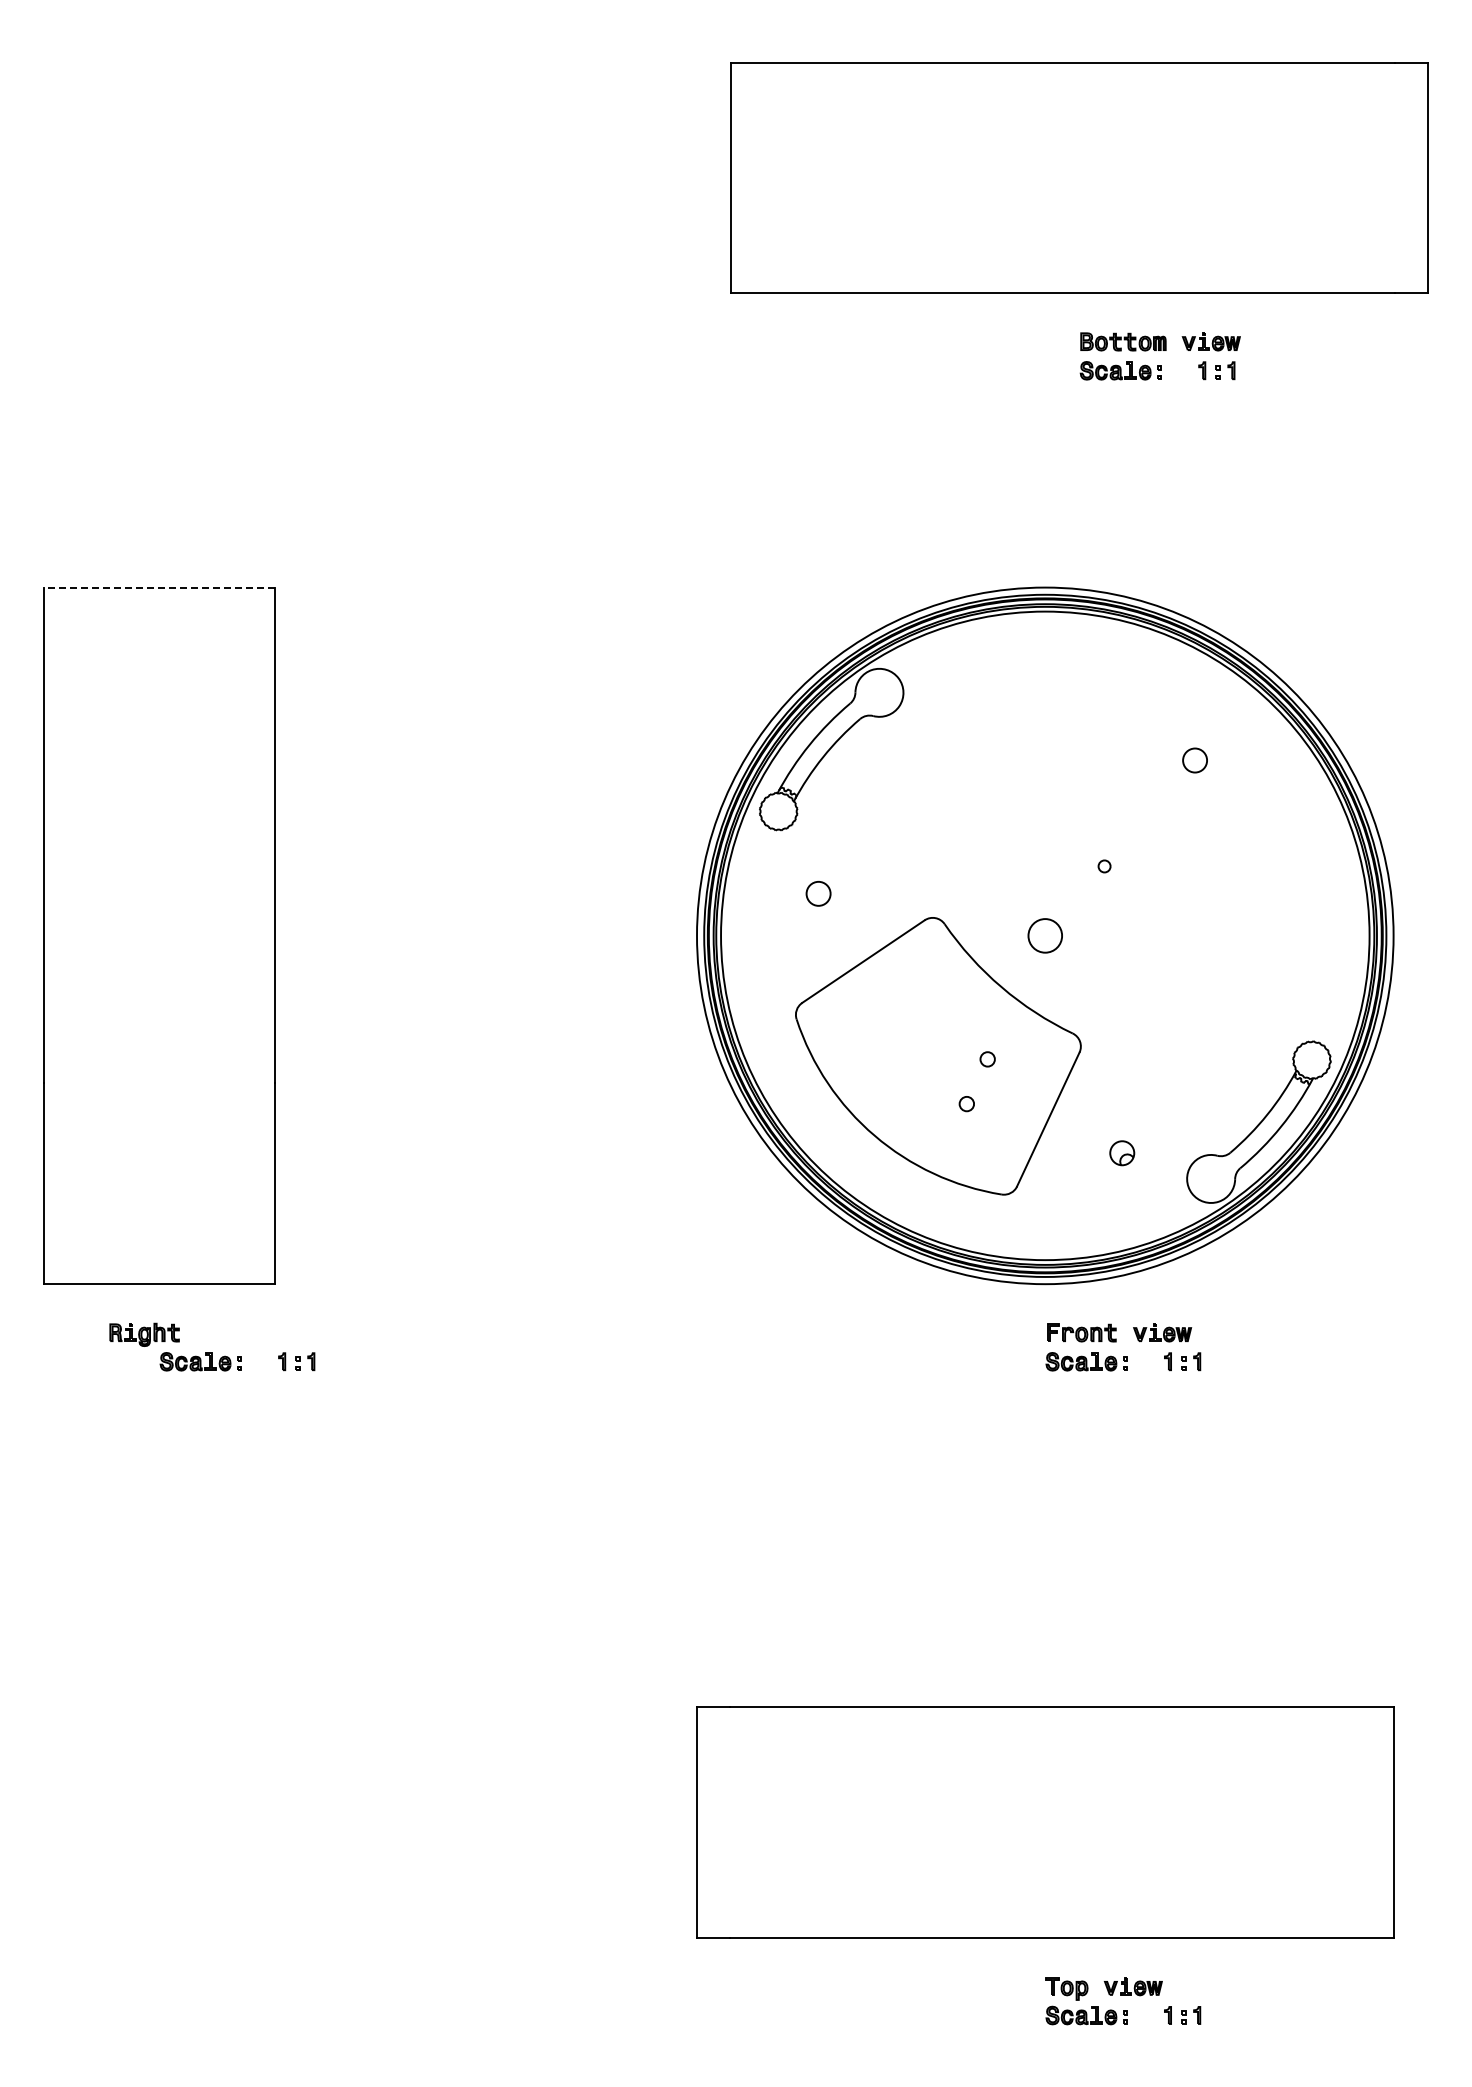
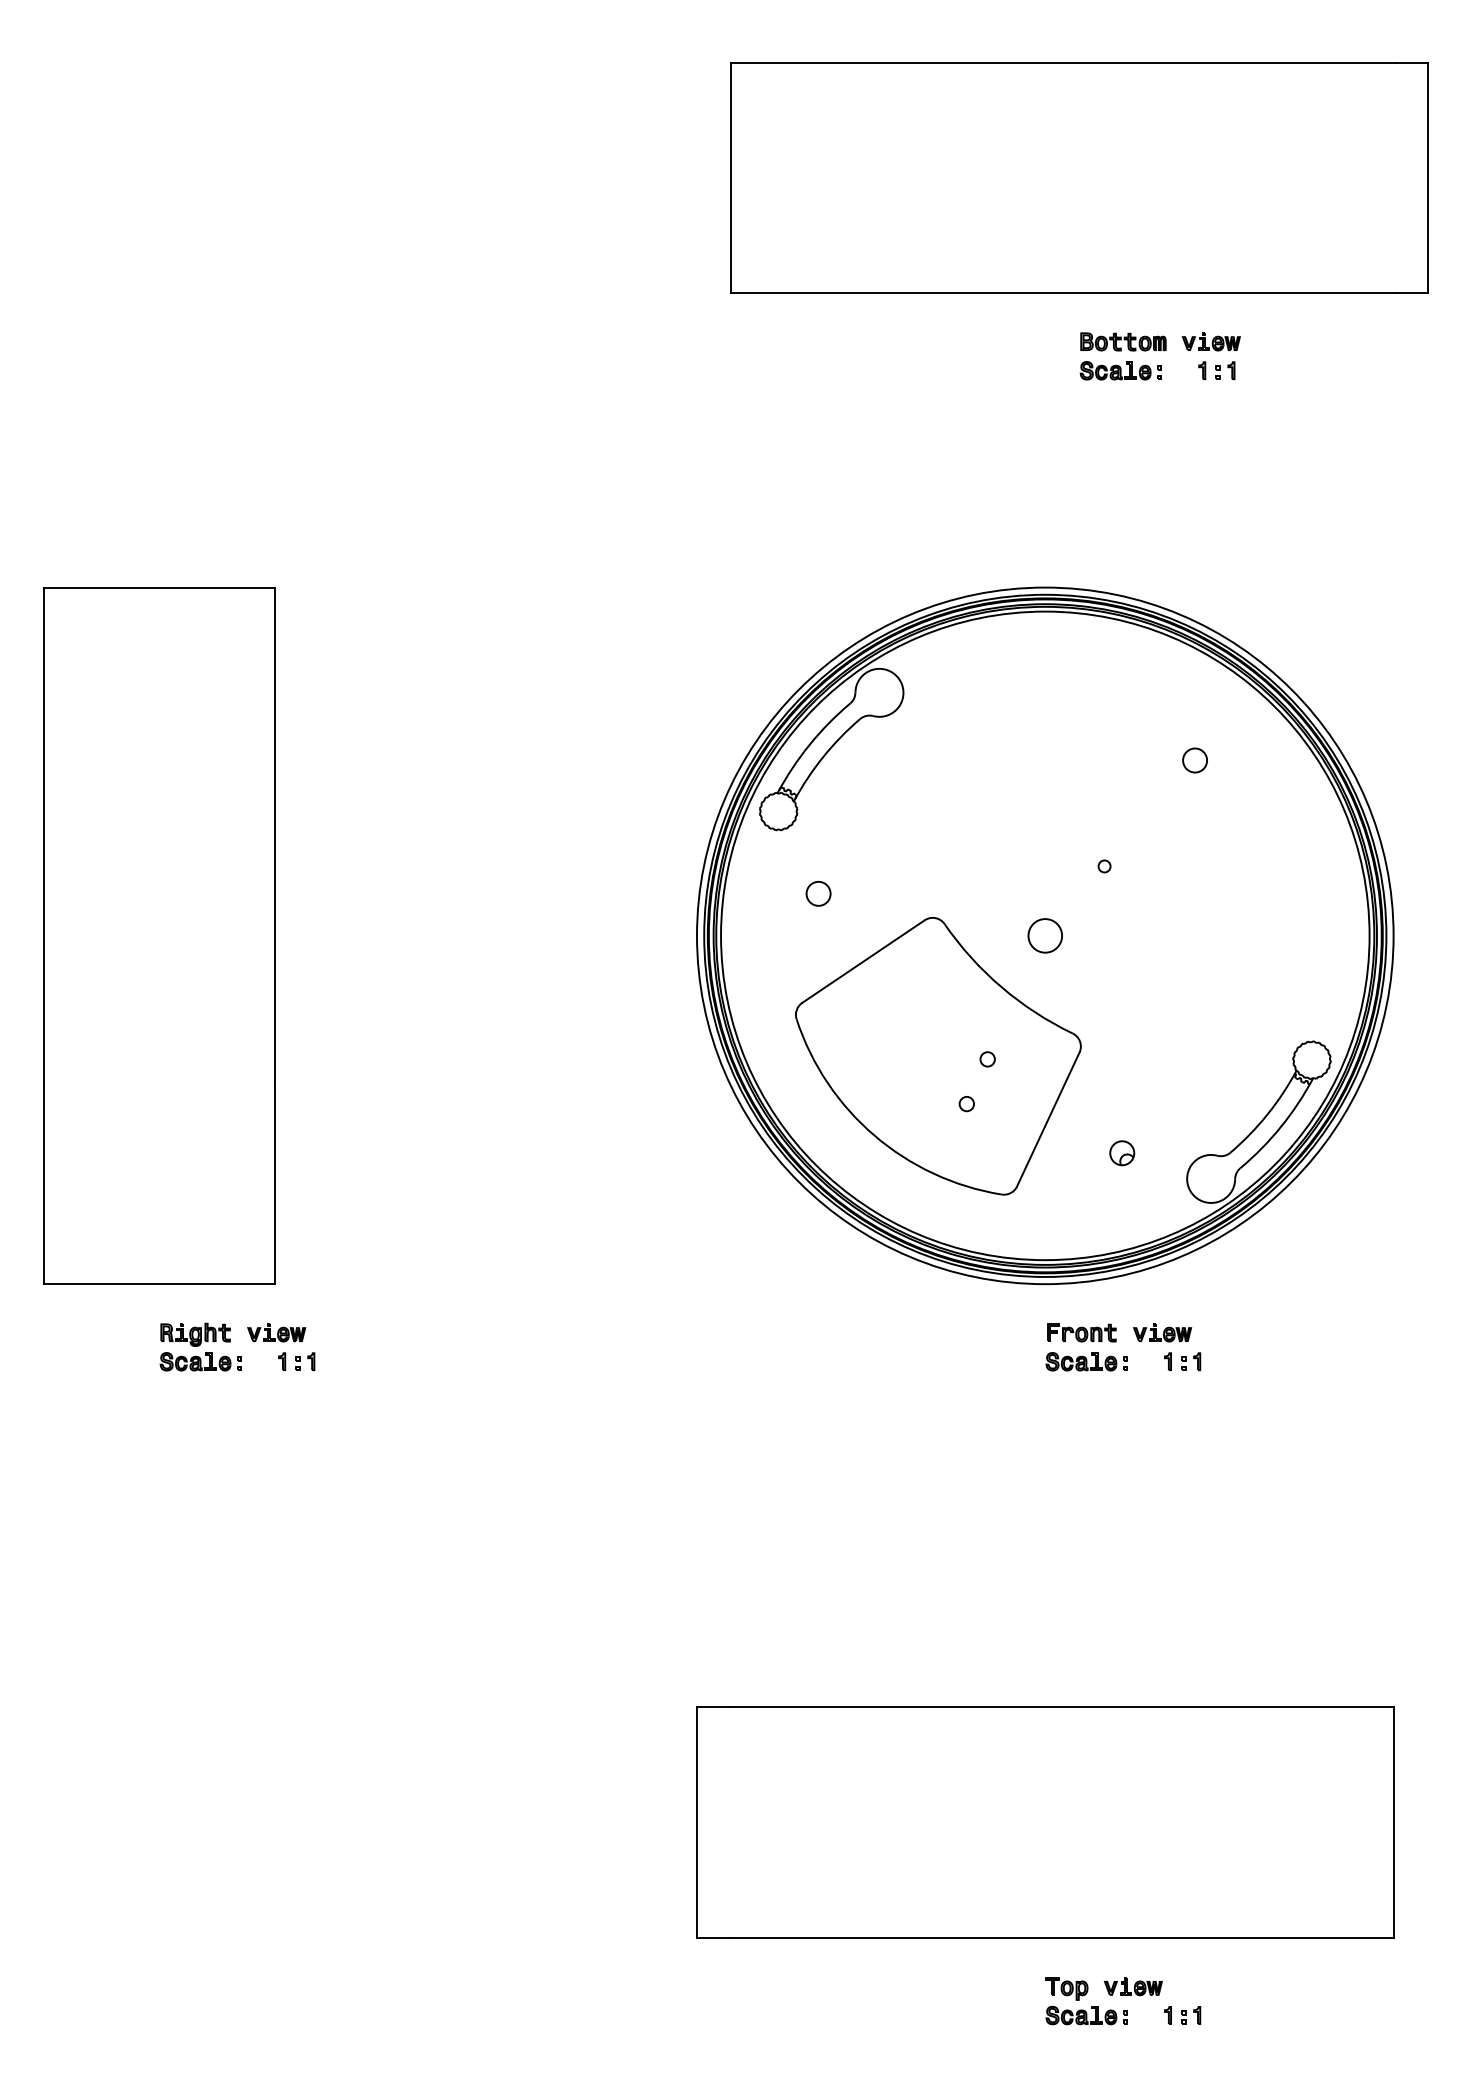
line: dashed -> solid (158, 587)
part: none -> present (276, 1332)
part position: (144, 1334) -> (195, 1334) (195, 1334)
